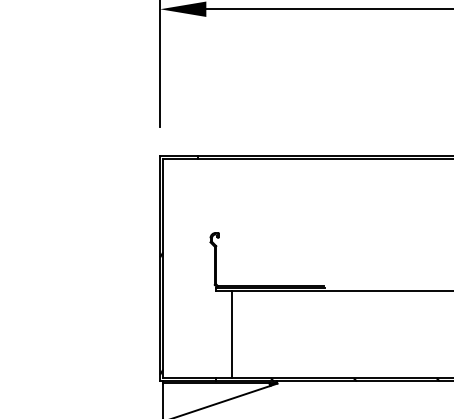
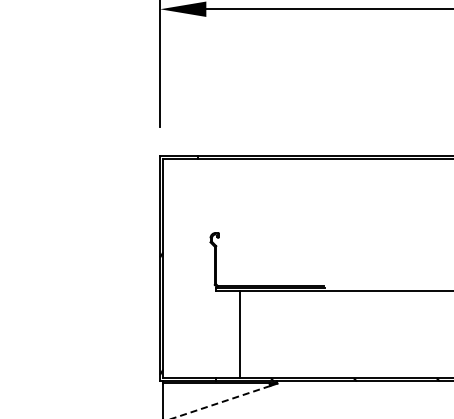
line position: (232, 334) -> (240, 334) (240, 334)
line: solid -> dashed (220, 402)
